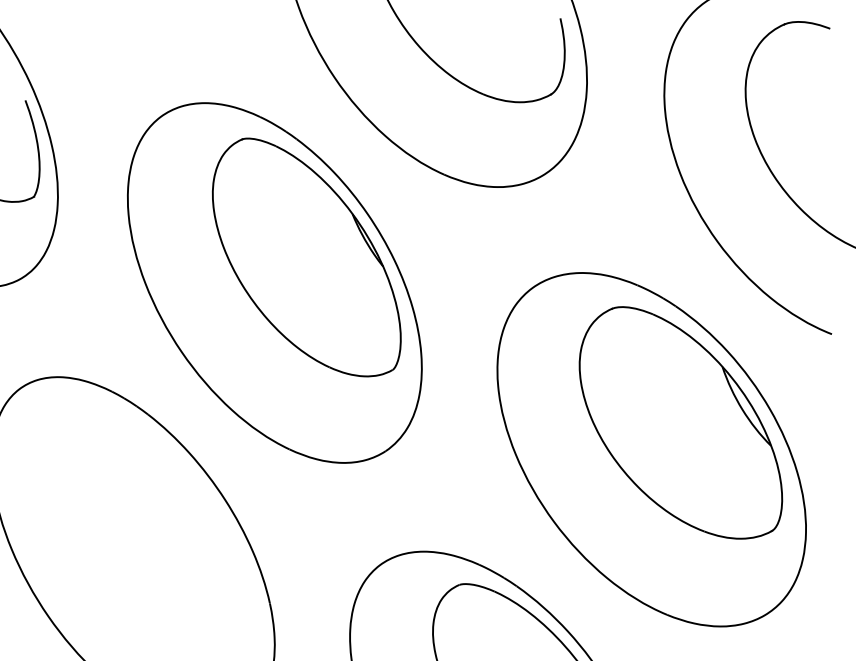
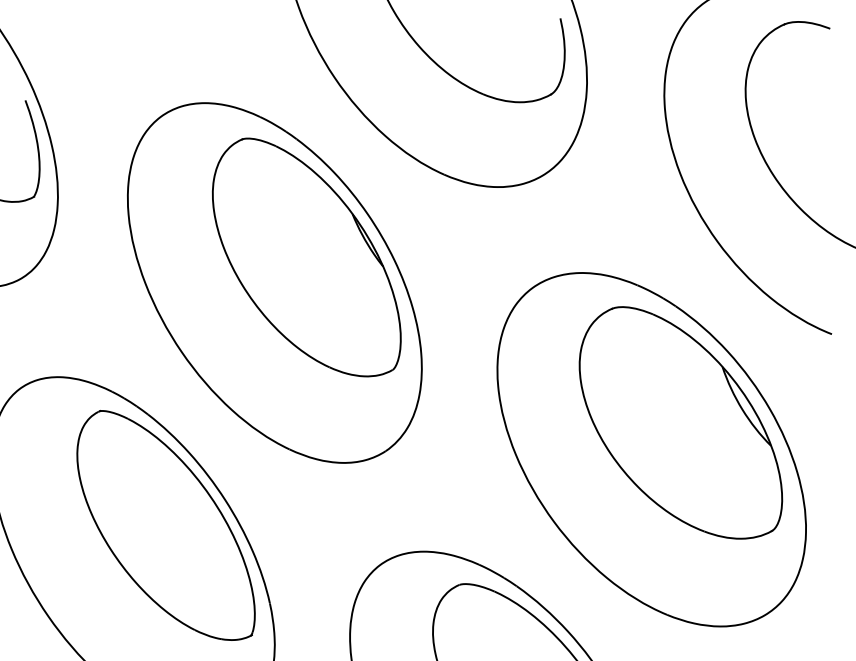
part: none -> present (165, 525)
